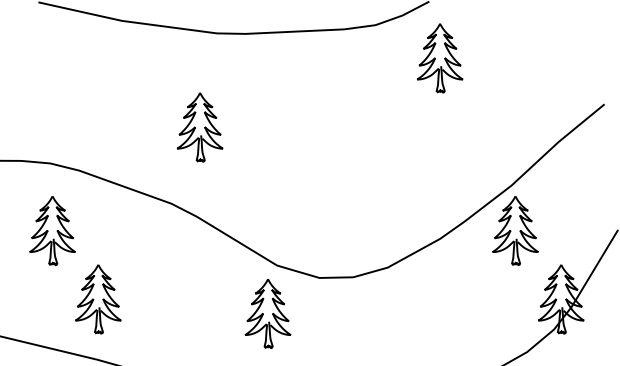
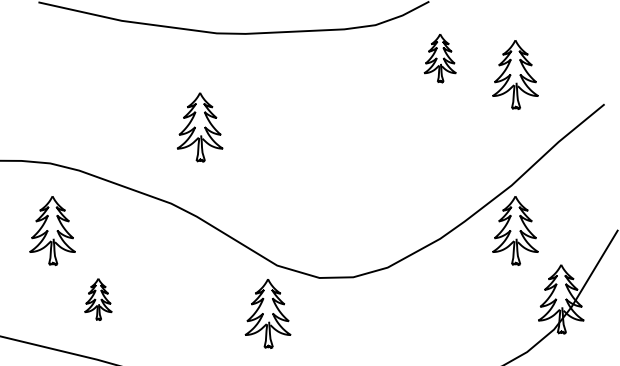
part size: 47x71 px -> 34x50 px (439, 58)
part: none -> present (515, 74)
part size: 47x71 px -> 29x43 px (98, 299)
